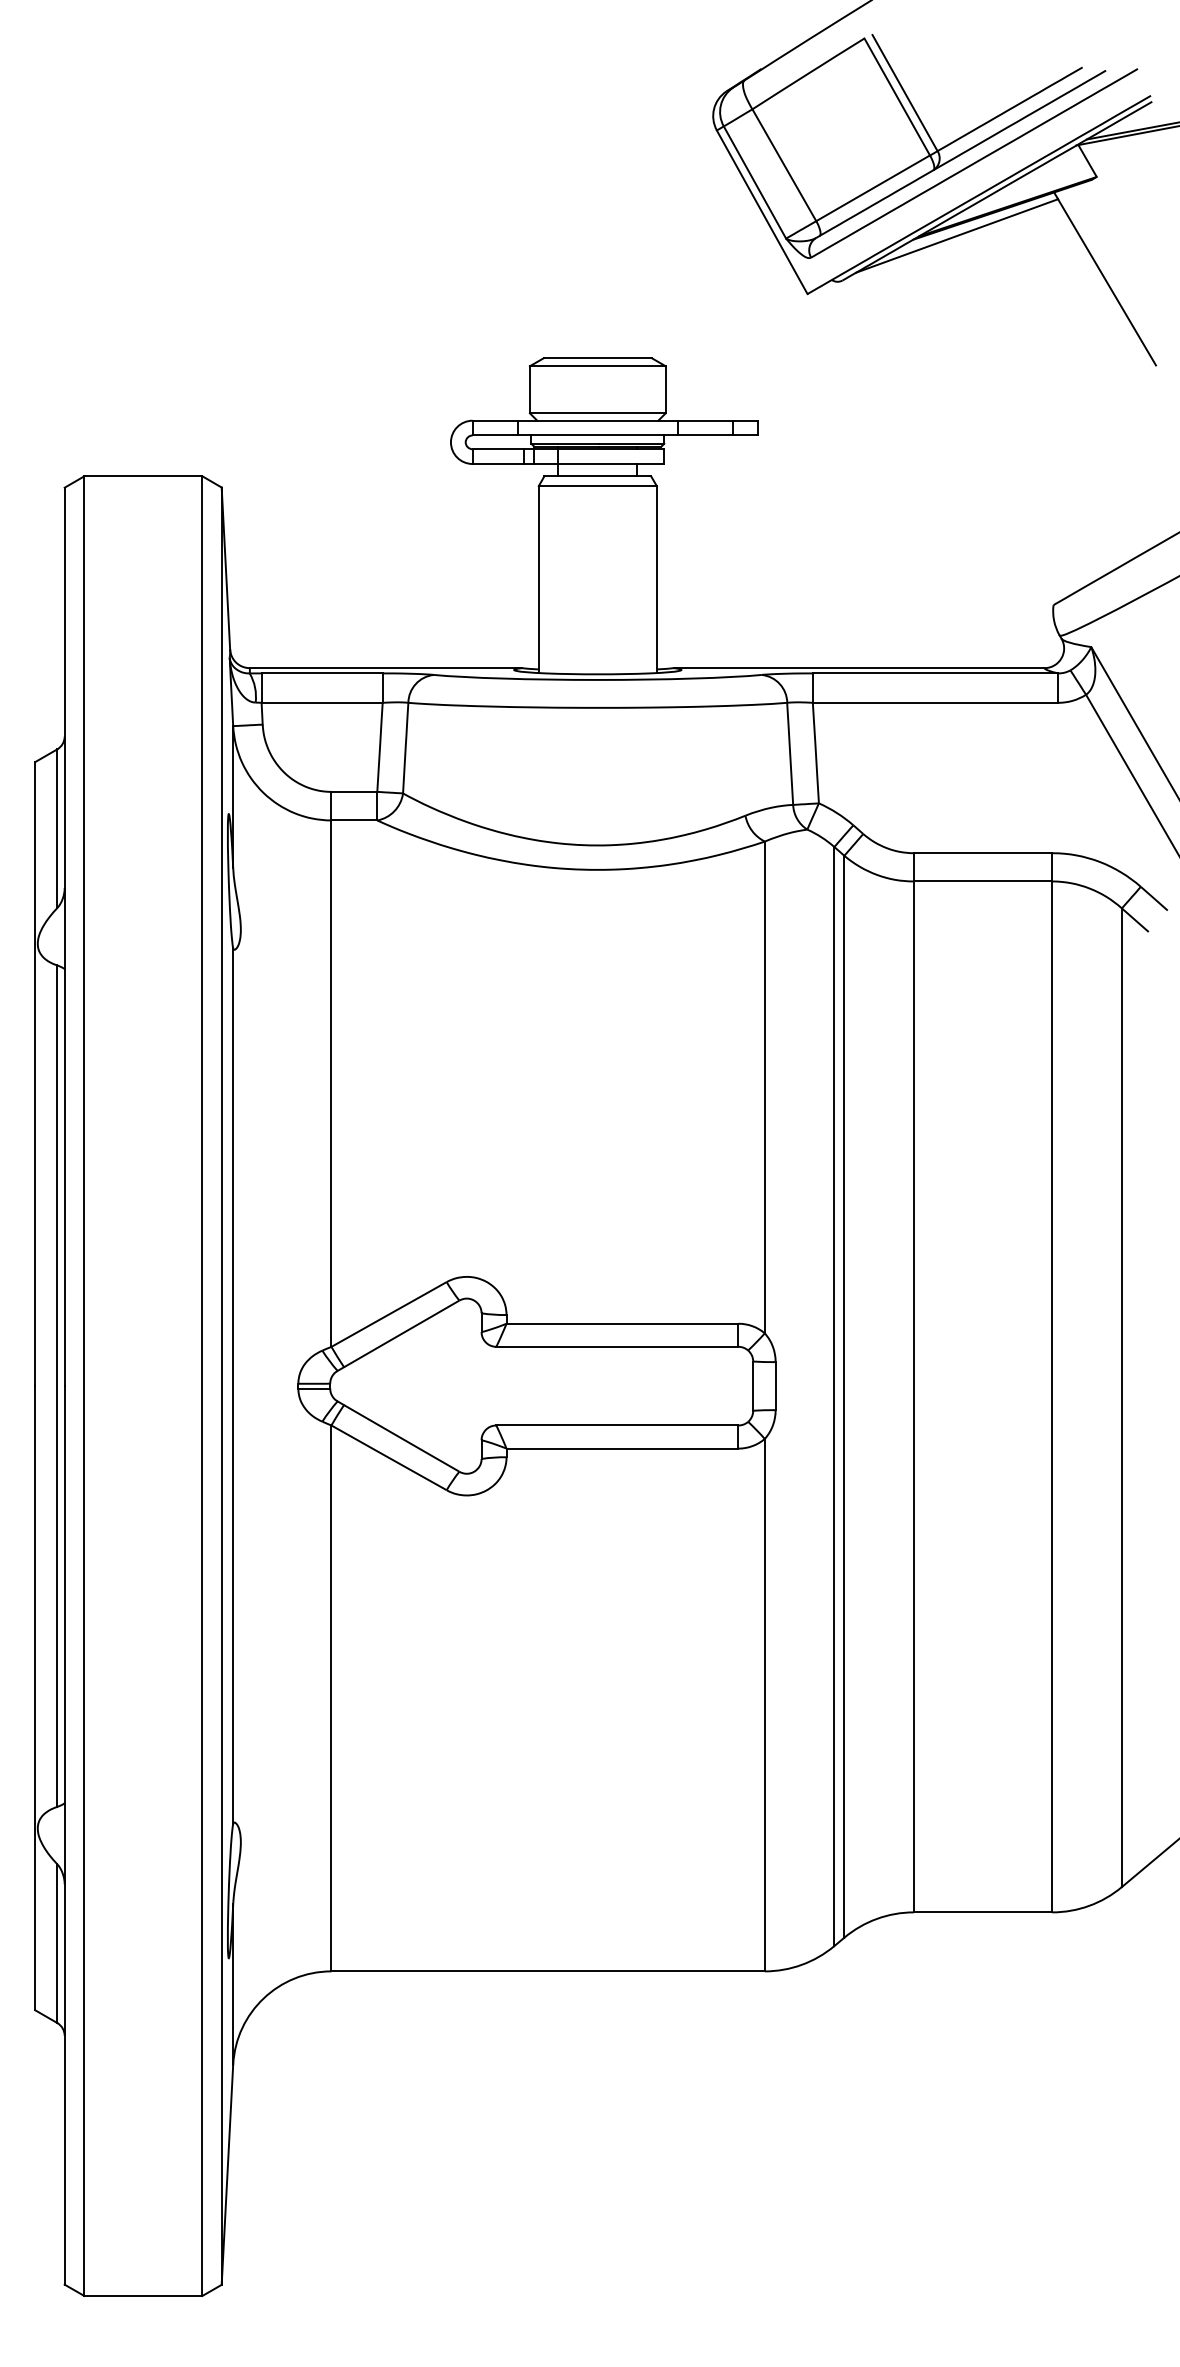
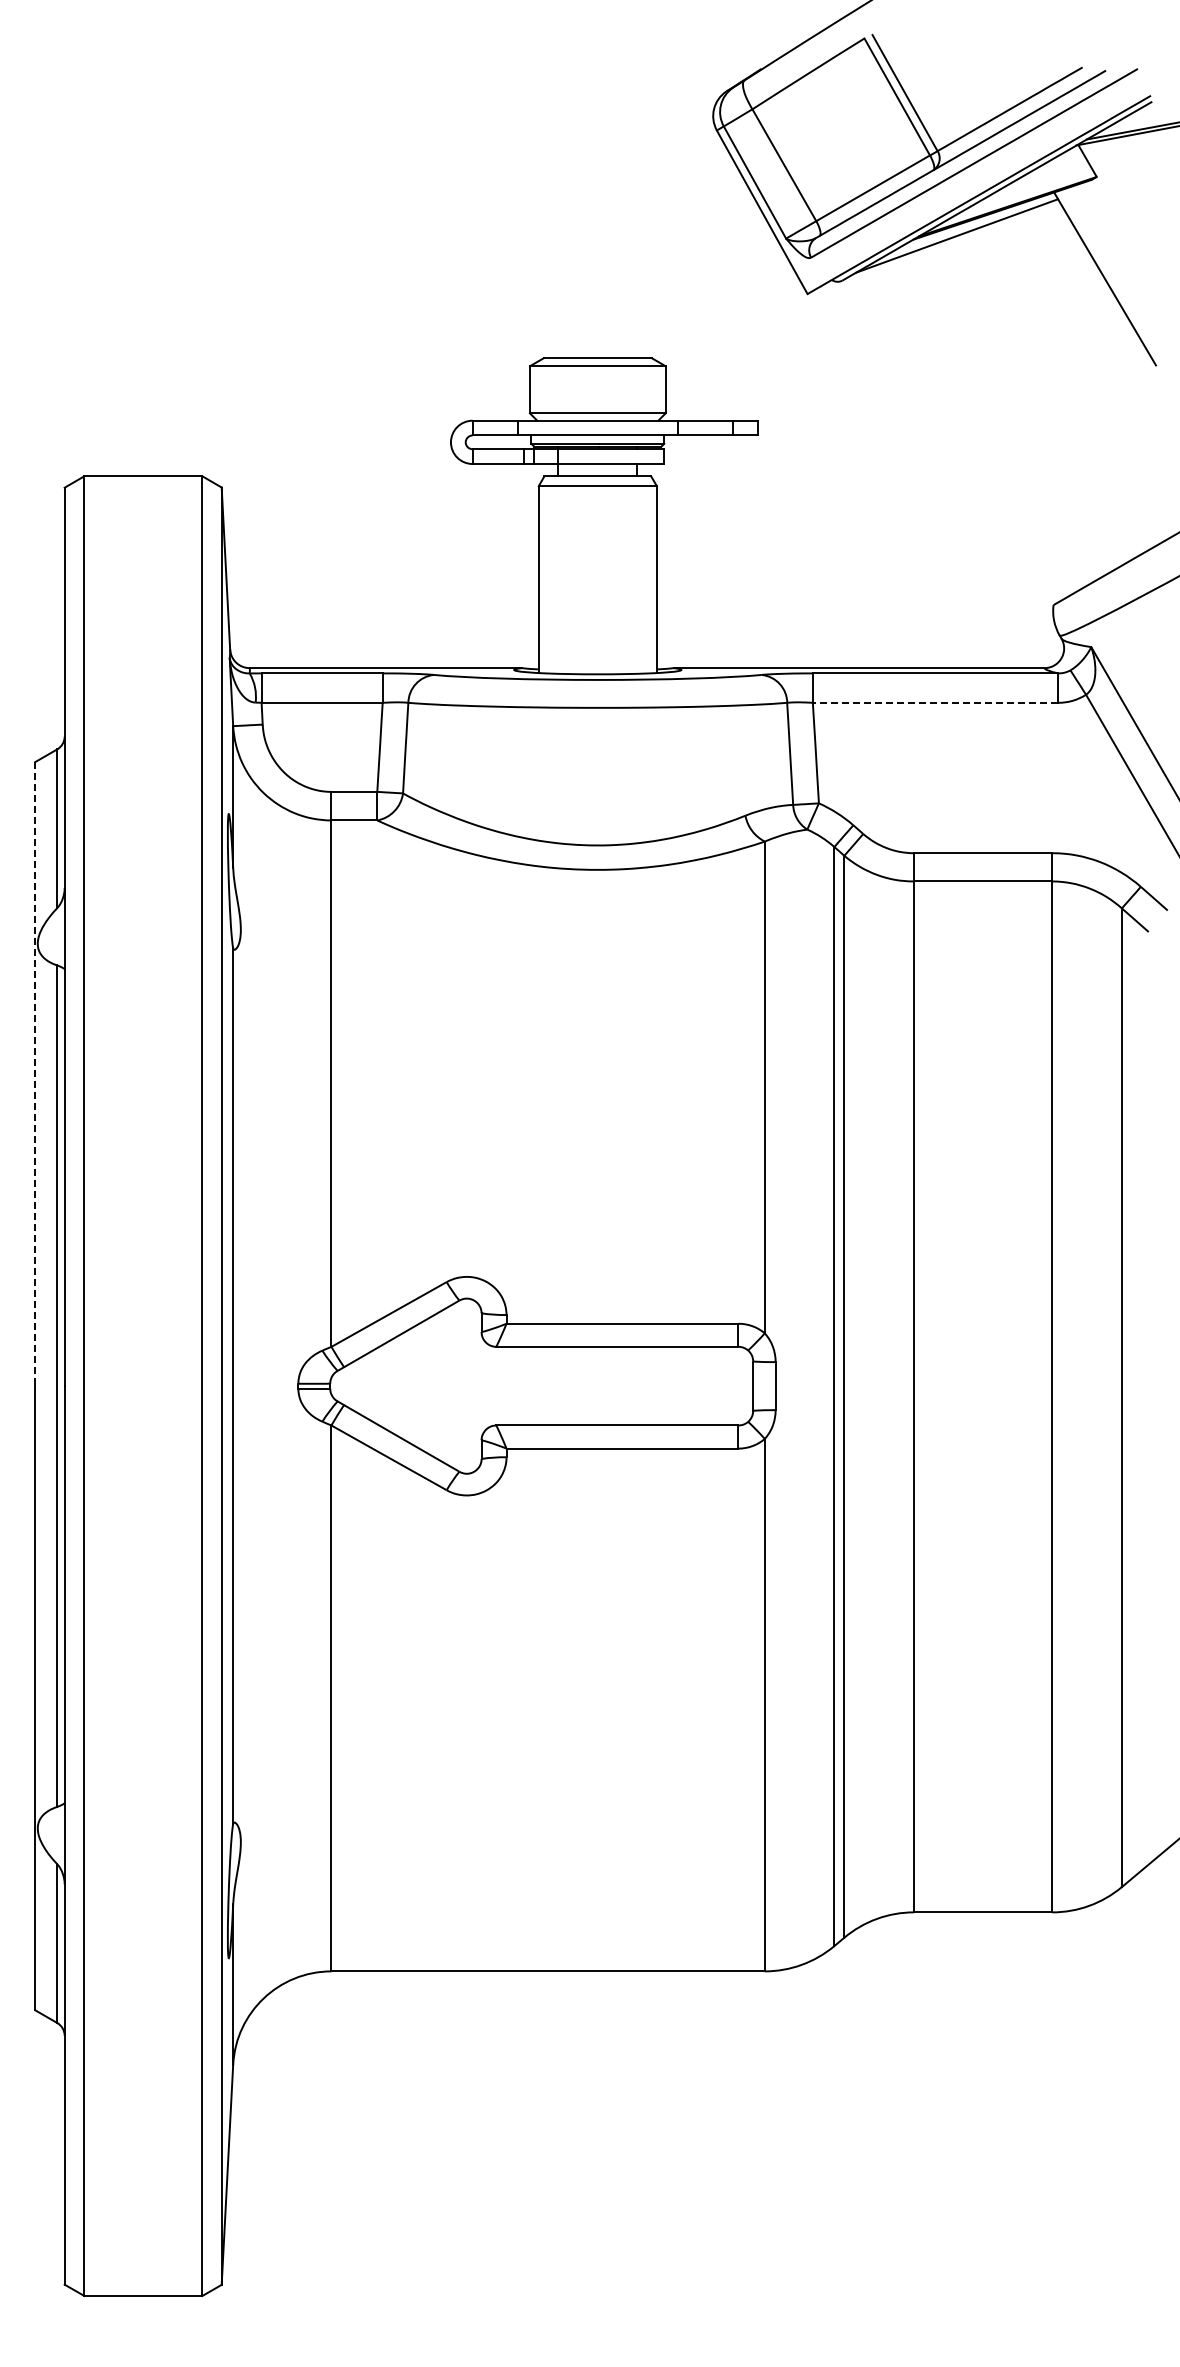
line: solid -> dashed (935, 702)
line: solid -> dashed (35, 1074)
